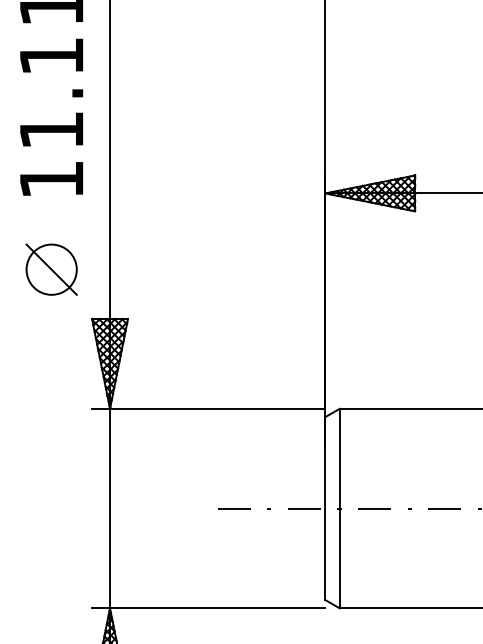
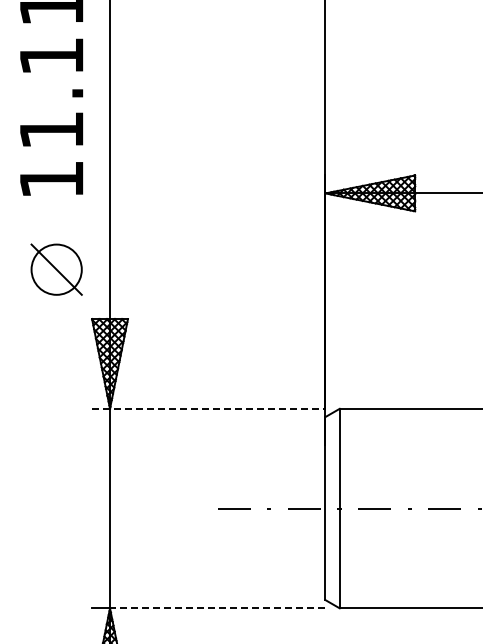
part position: (51, 269) -> (56, 269) (56, 269)
line: solid -> dashed (208, 408)
line: solid -> dashed (217, 608)
